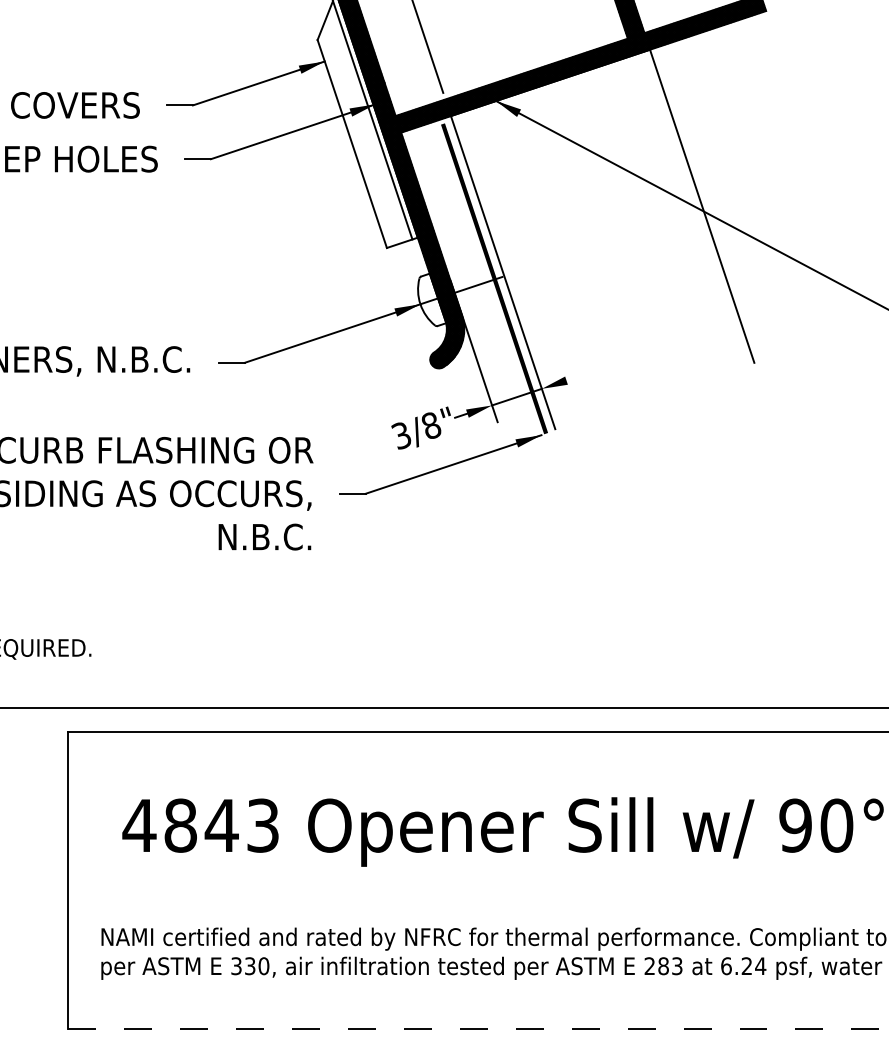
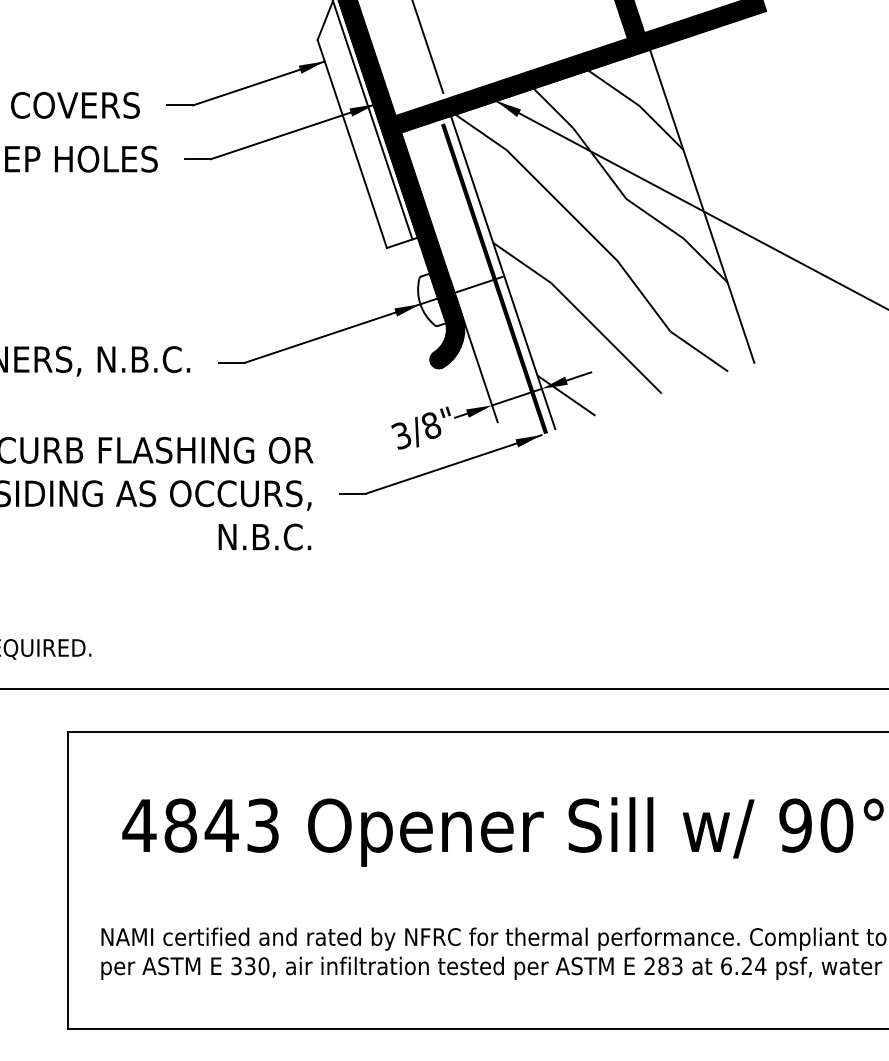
hatch: none -> present (591, 242)
line: none -> present (578, 376)
line position: (443, 708) -> (443, 689) (443, 689)
line: dashed -> solid (478, 1029)
